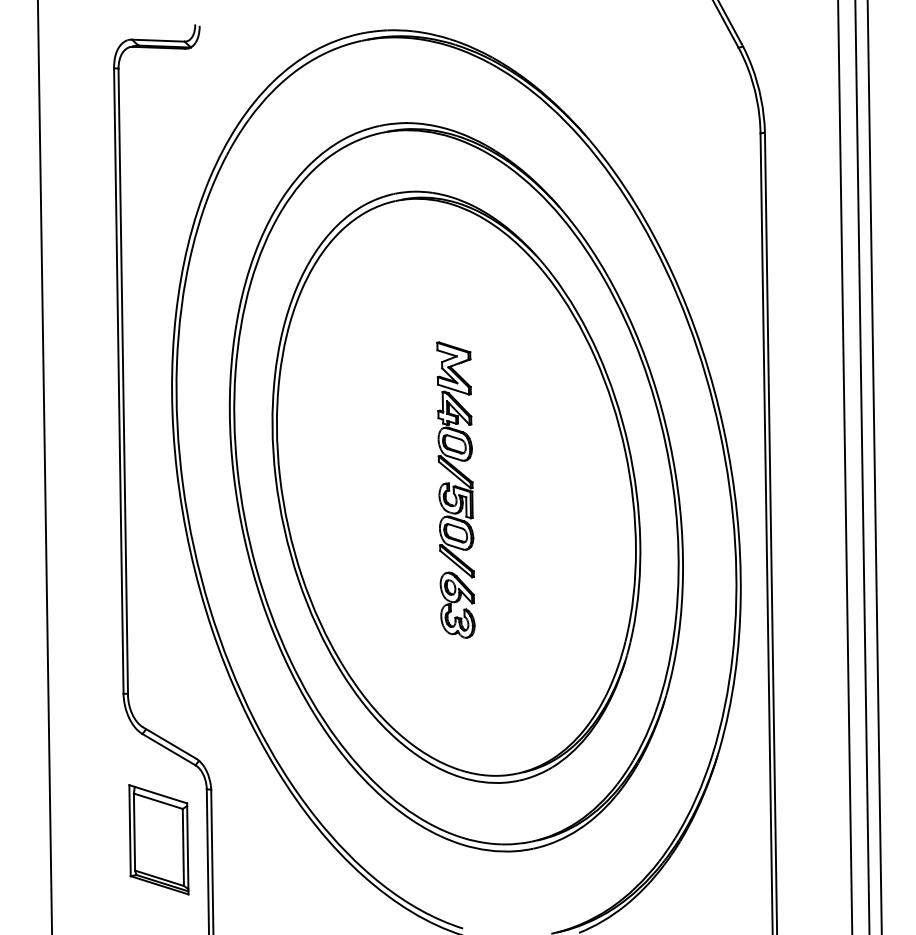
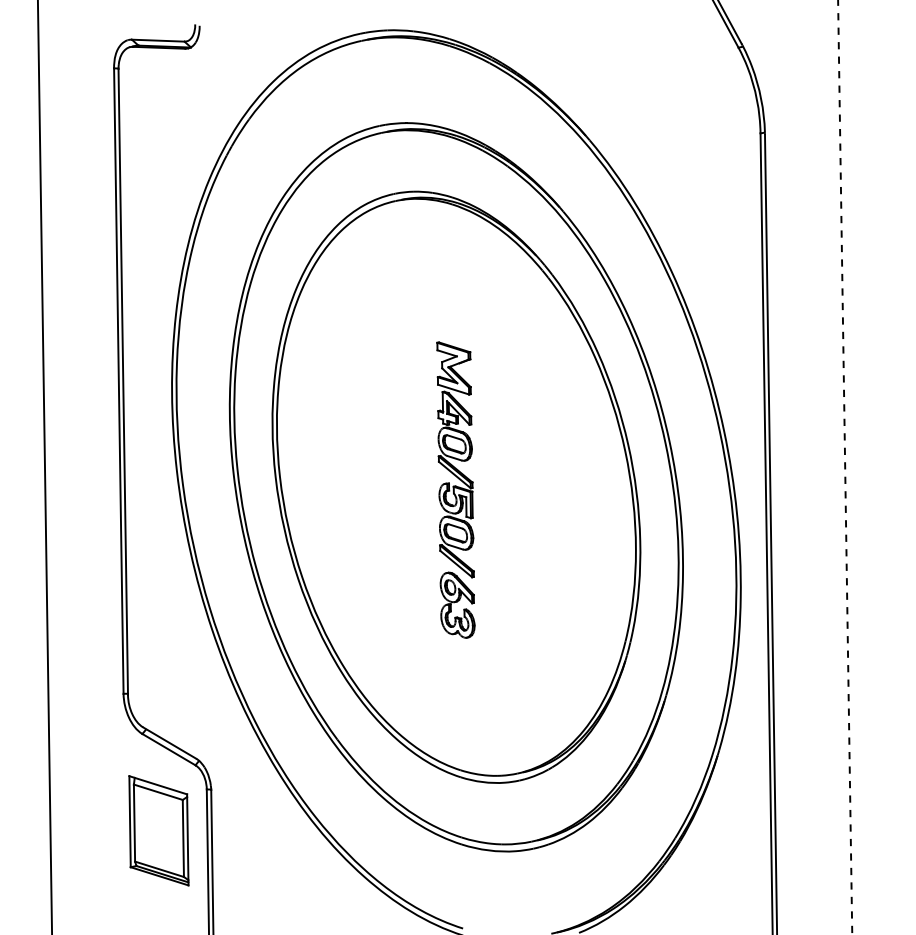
line: solid -> dashed (845, 466)
line: present -> none (862, 466)
line: present -> none (874, 466)
part position: (158, 839) -> (158, 830) (158, 830)
